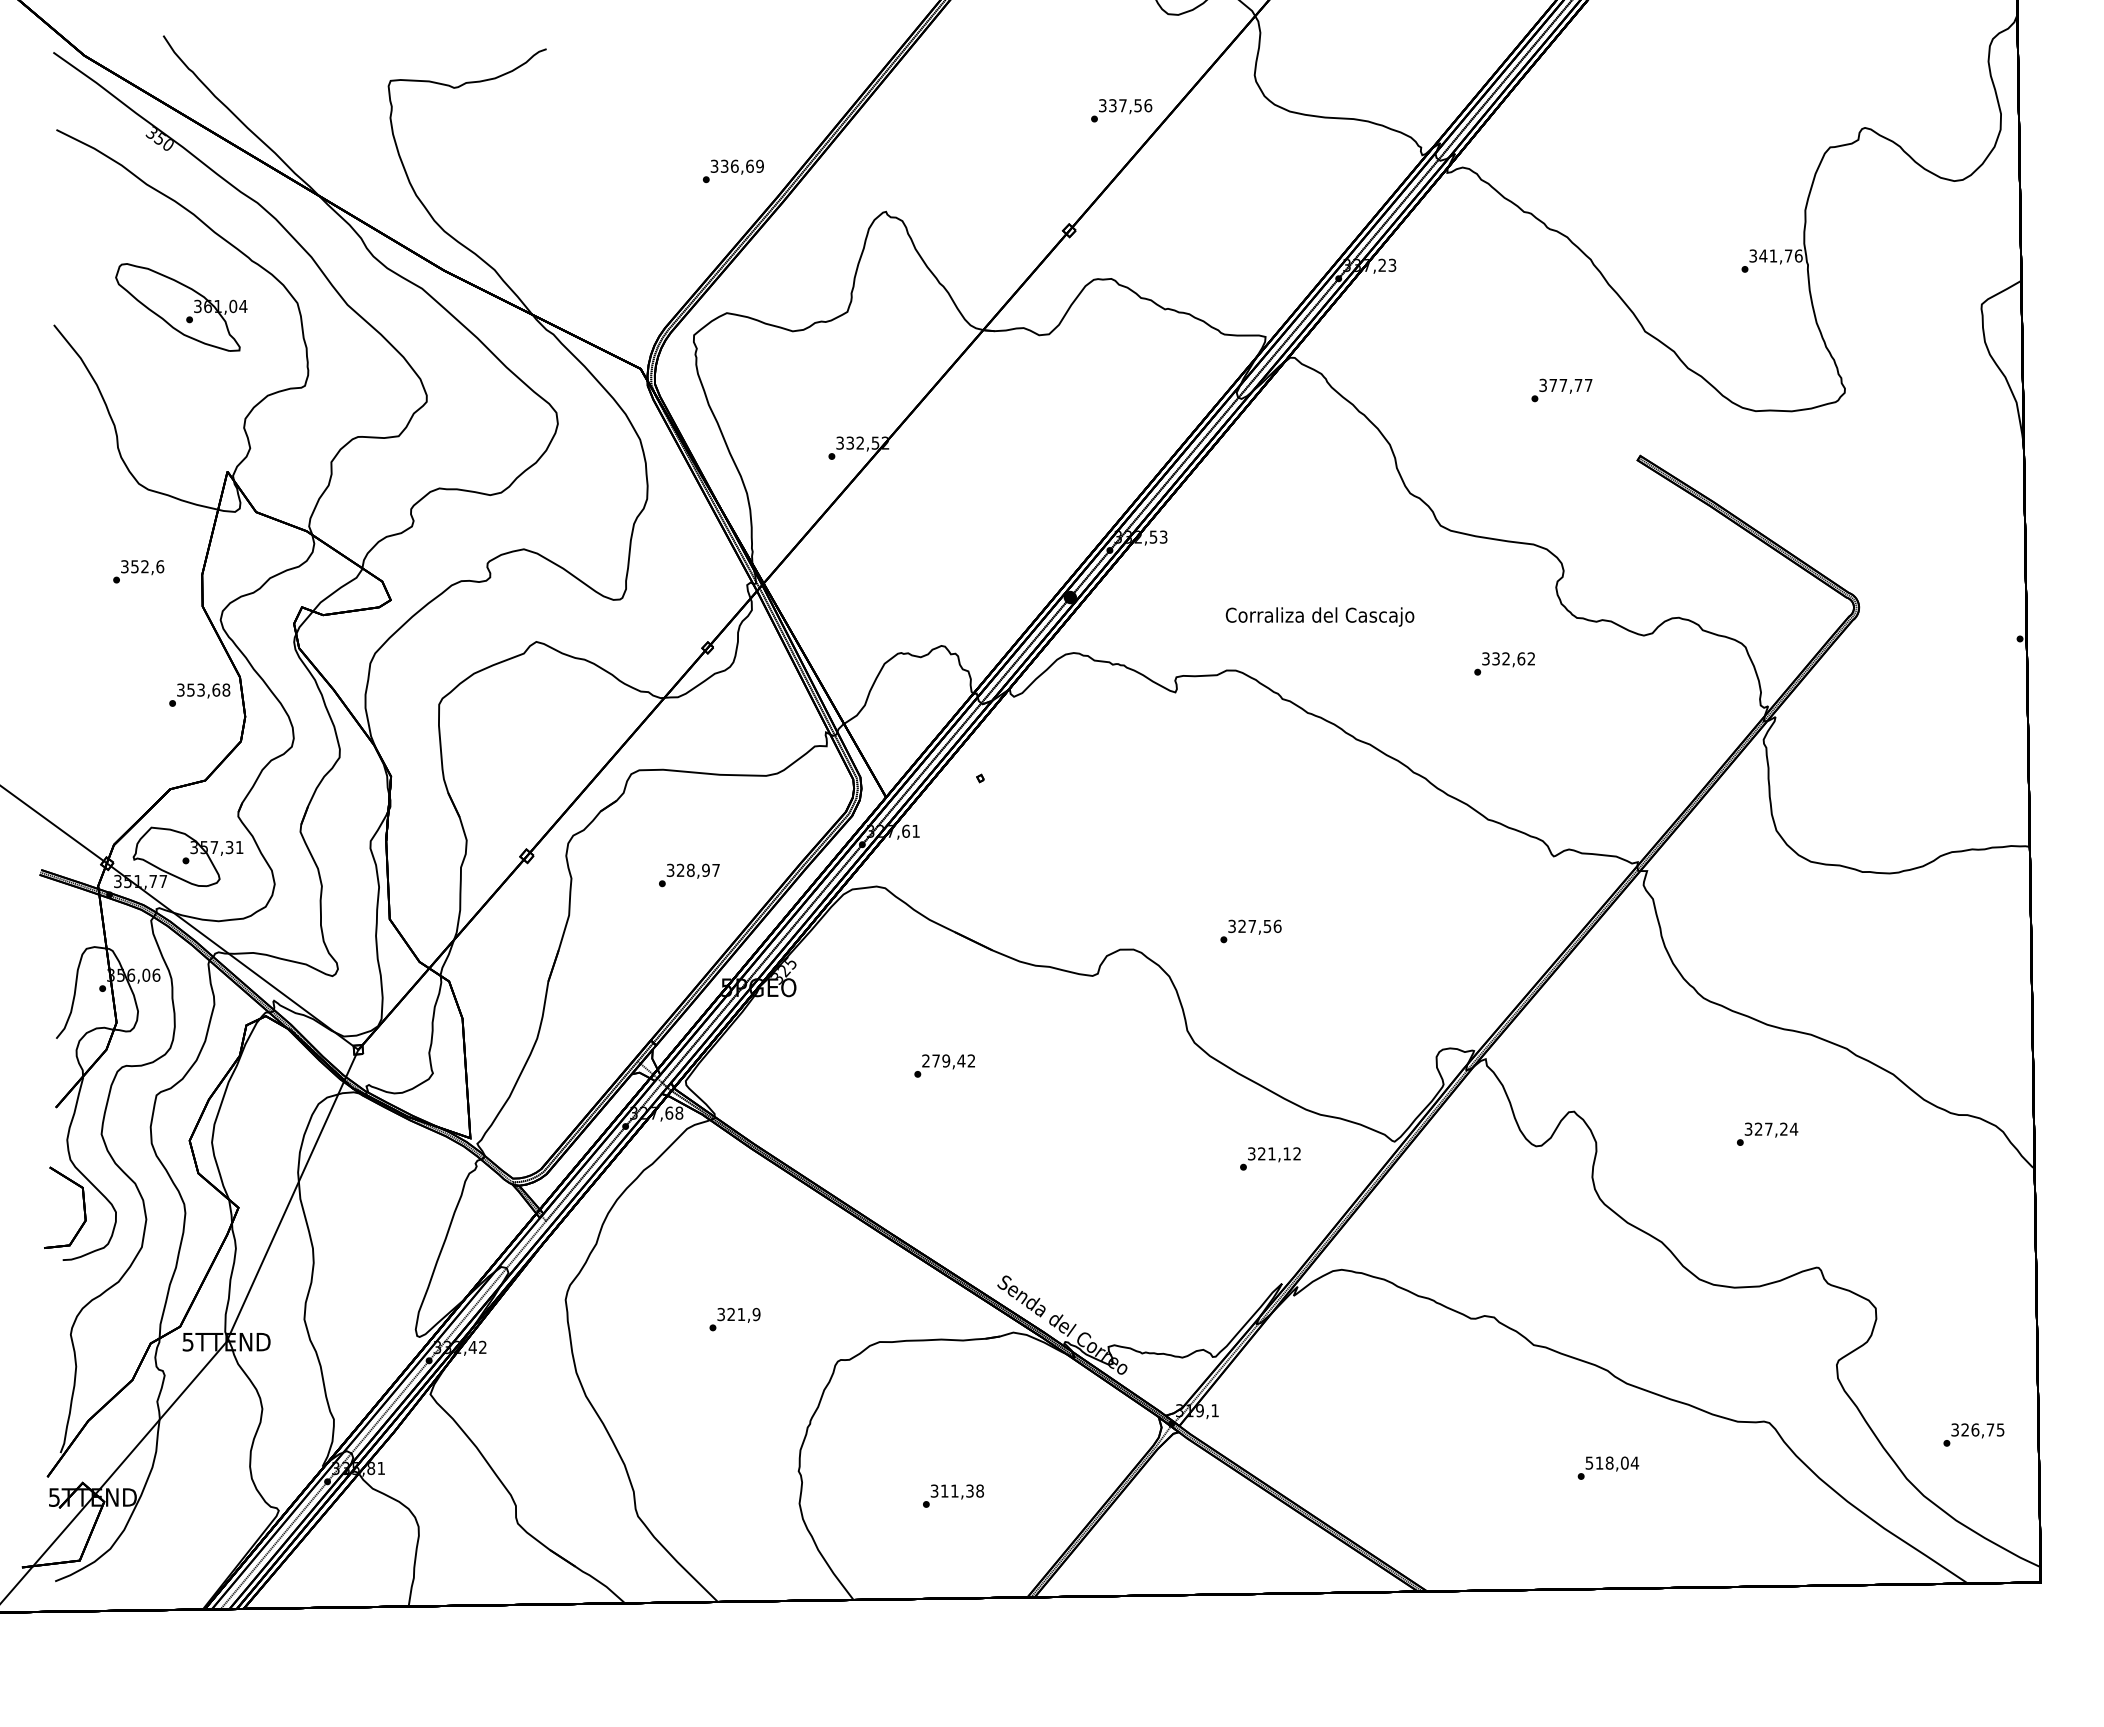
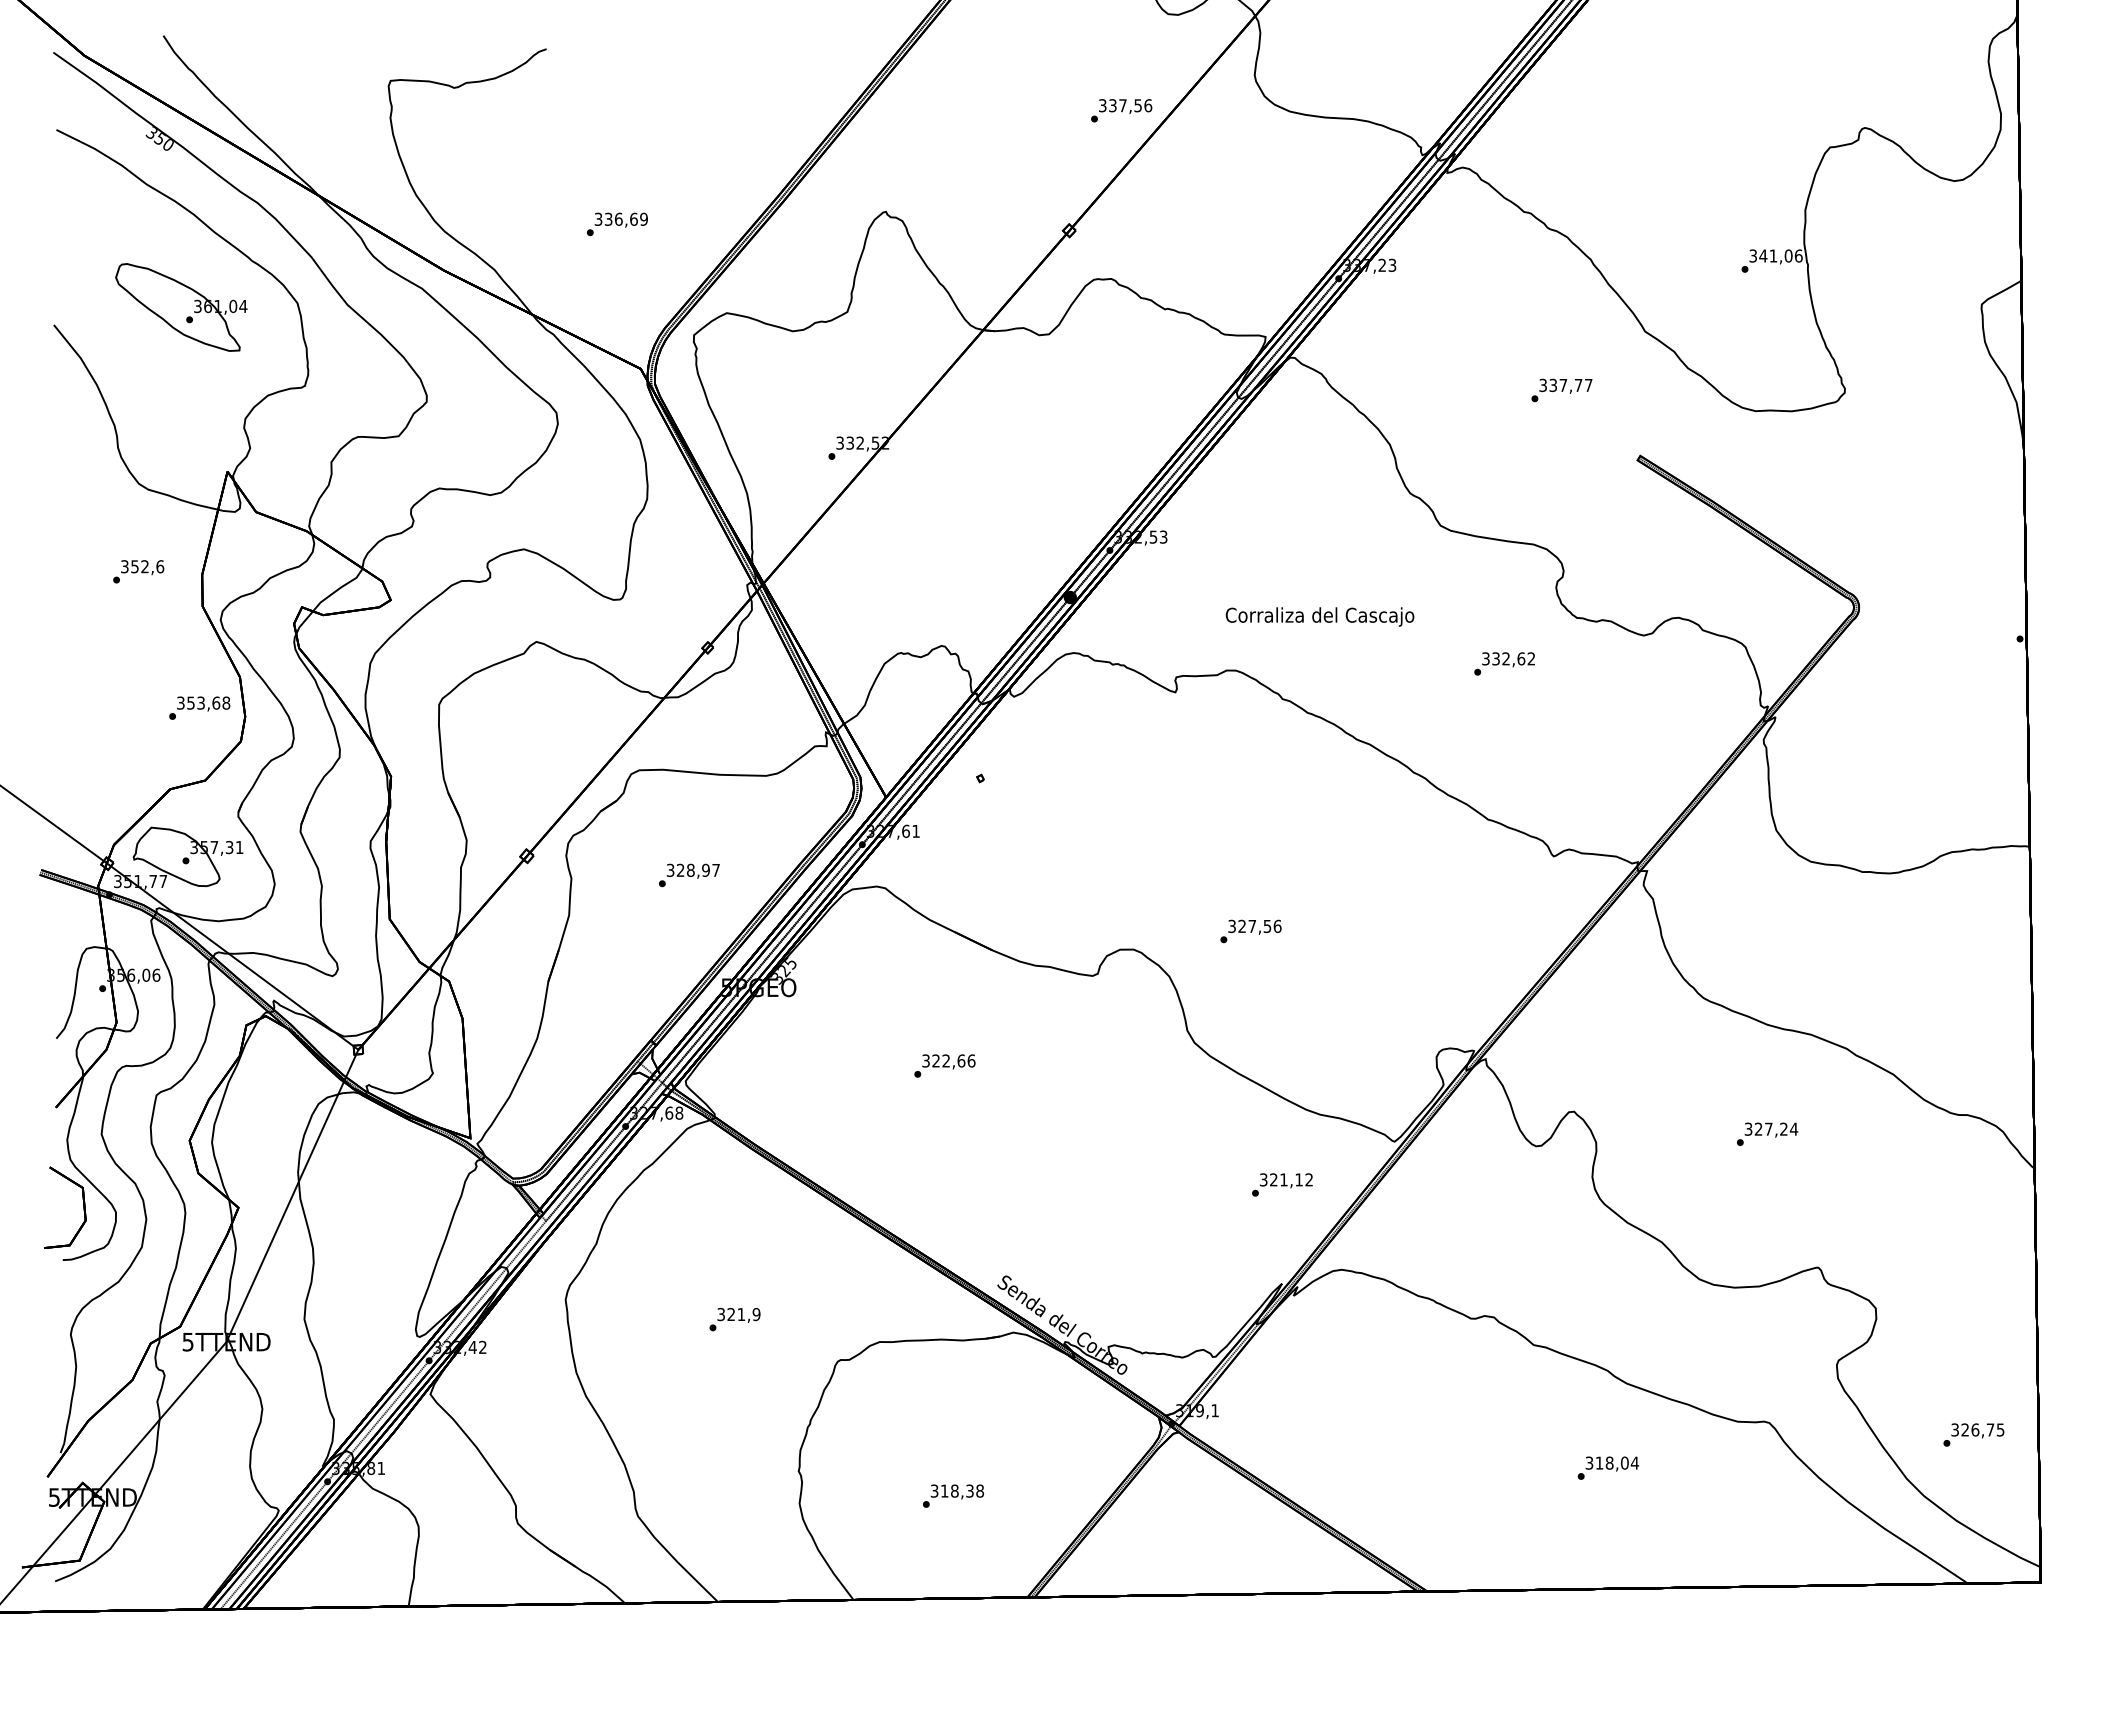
text position: (732, 171) -> (616, 224) (616, 224)
text: 341,76 -> 341,06 (1788, 255)
text: 377,77 -> 337,77 (1552, 385)
text position: (199, 694) -> (199, 707) (199, 707)
text: 279,42 -> 322,66 (948, 1060)
text position: (1270, 1158) -> (1282, 1184) (1282, 1184)
text: 518,04 -> 318,04 (1589, 1462)
text: 311,38 -> 318,38 (954, 1490)
